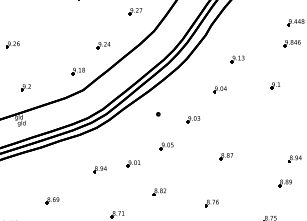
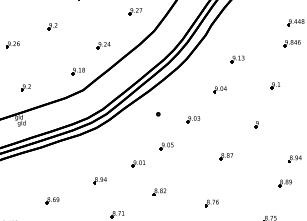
part: none -> present (52, 26)
part: none -> present (256, 124)
part position: (133, 163) -> (138, 163) (138, 163)
part position: (99, 169) -> (99, 180) (99, 180)
